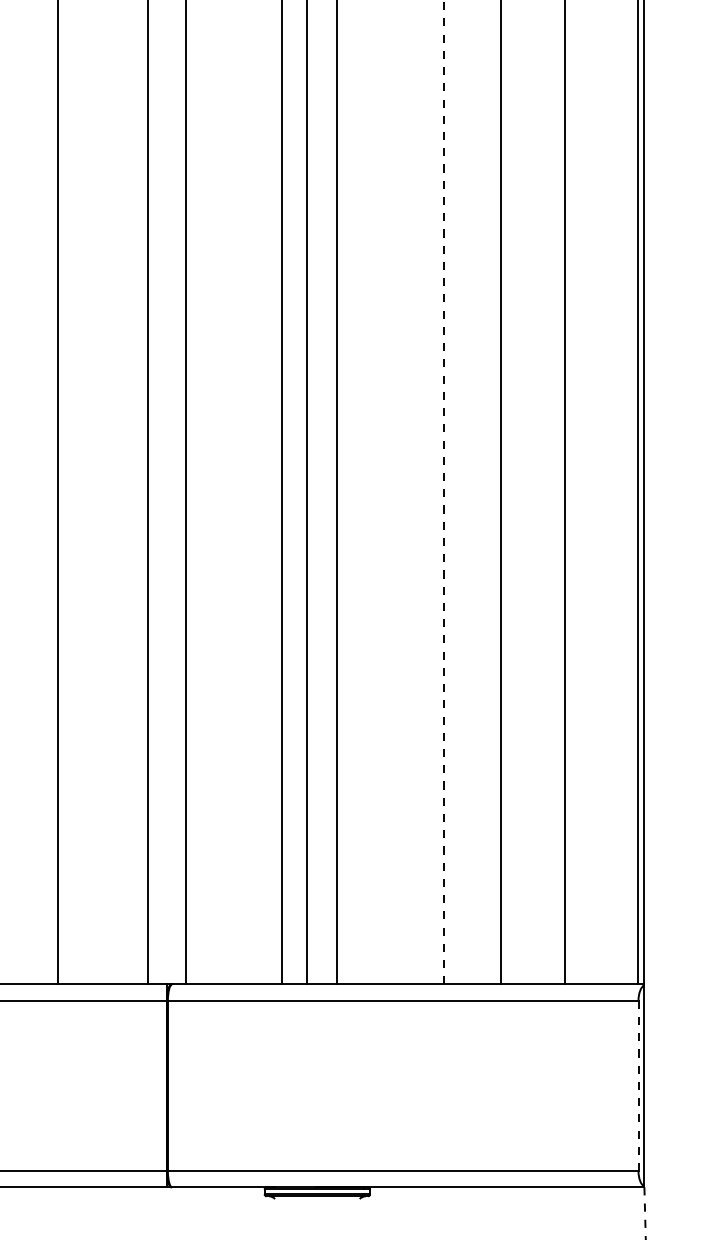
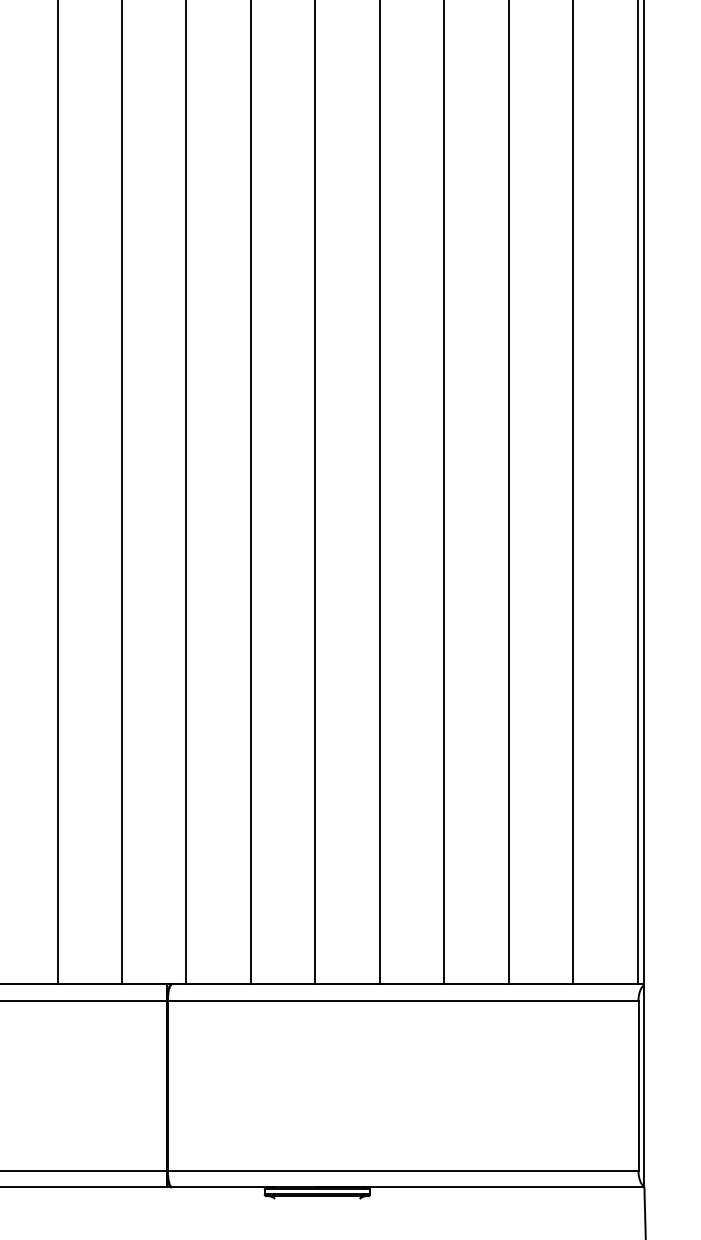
line: dashed -> solid (444, 492)
line position: (148, 493) -> (122, 493) (122, 493)
line position: (281, 493) -> (250, 493) (250, 493)
line position: (307, 493) -> (315, 493) (315, 493)
line position: (336, 493) -> (379, 493) (379, 493)
line position: (500, 493) -> (508, 493) (508, 493)
line position: (565, 493) -> (573, 493) (573, 493)
line: dashed -> solid (638, 1085)
line: dashed -> solid (645, 1213)
